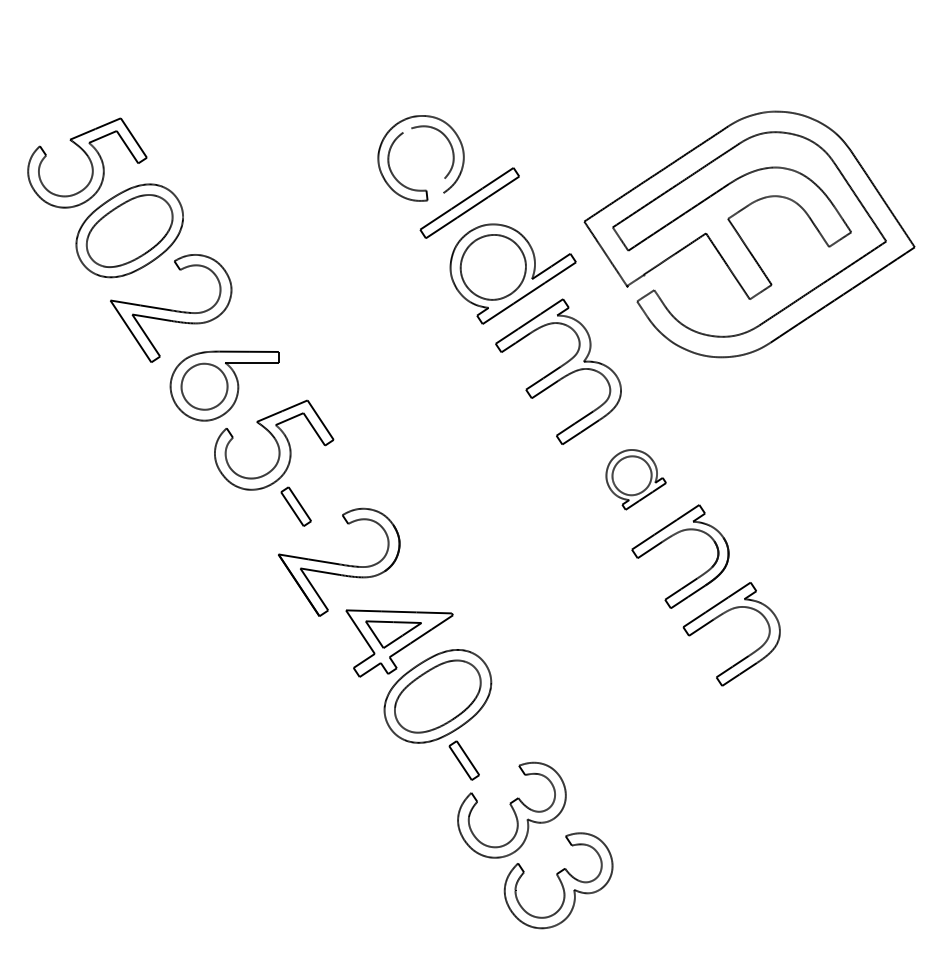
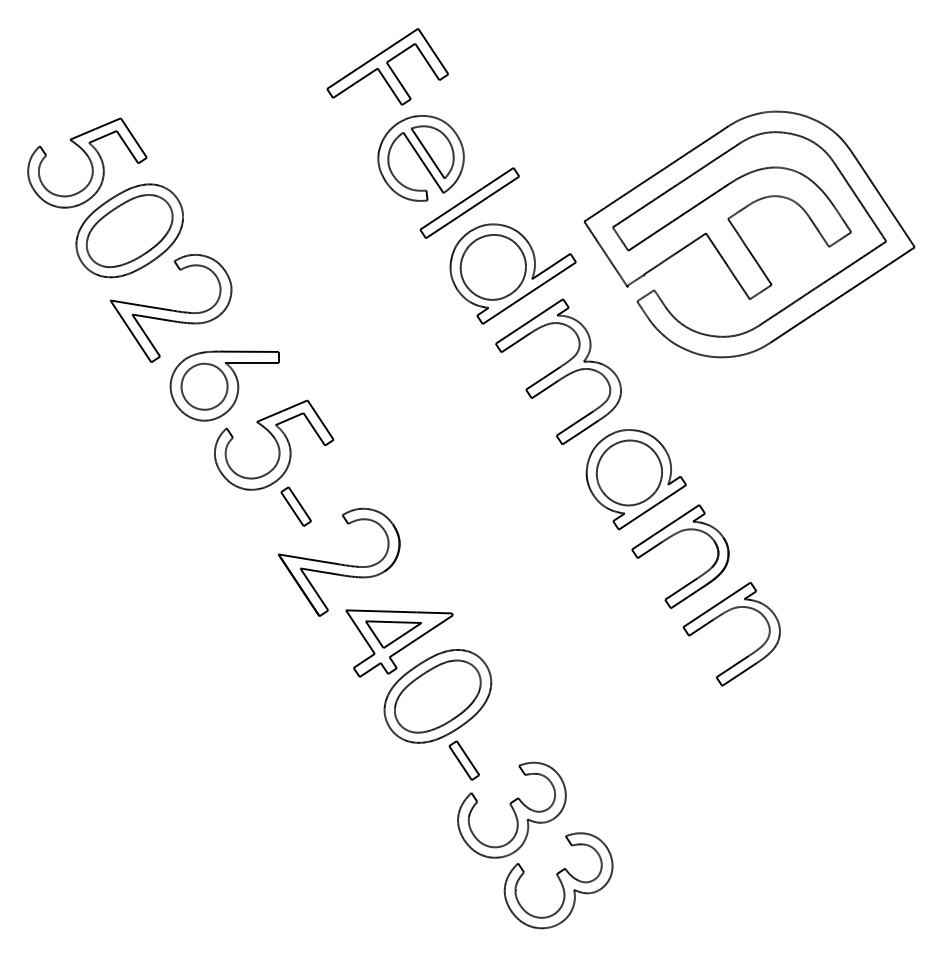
part: none -> present (387, 66)
line: none -> present (427, 153)
line: none -> present (423, 162)
part size: 62x62 px -> 102x102 px (635, 479)
